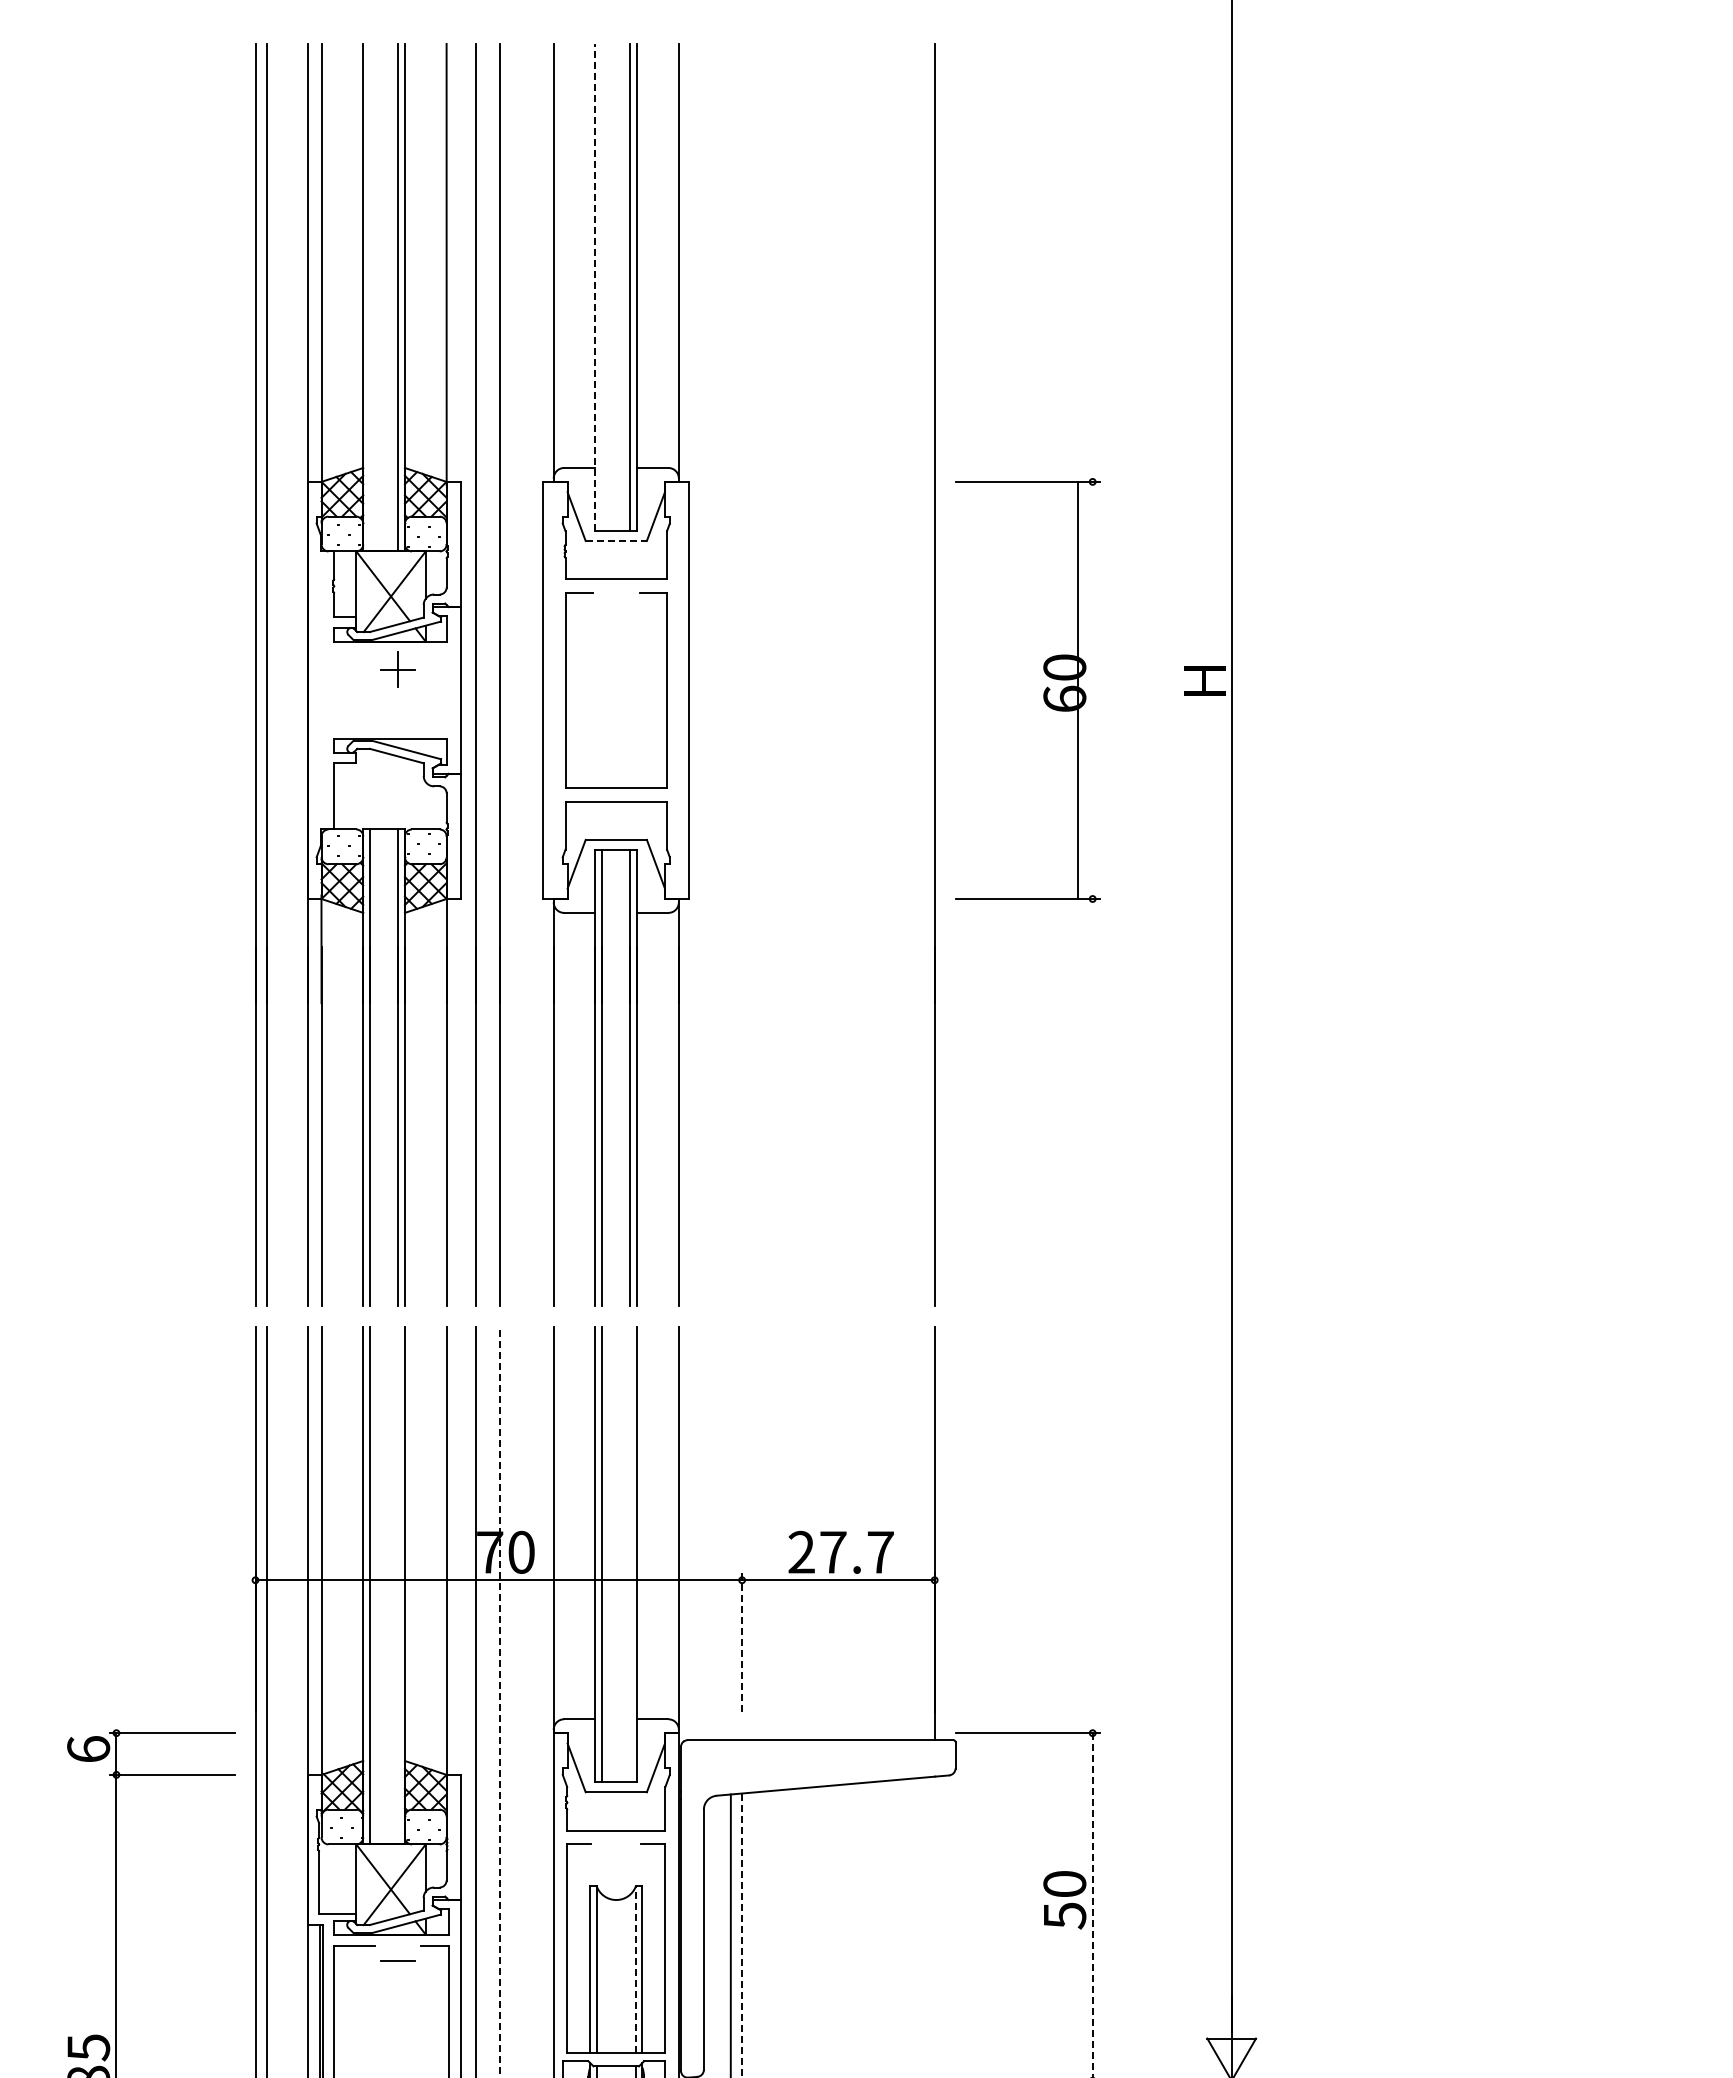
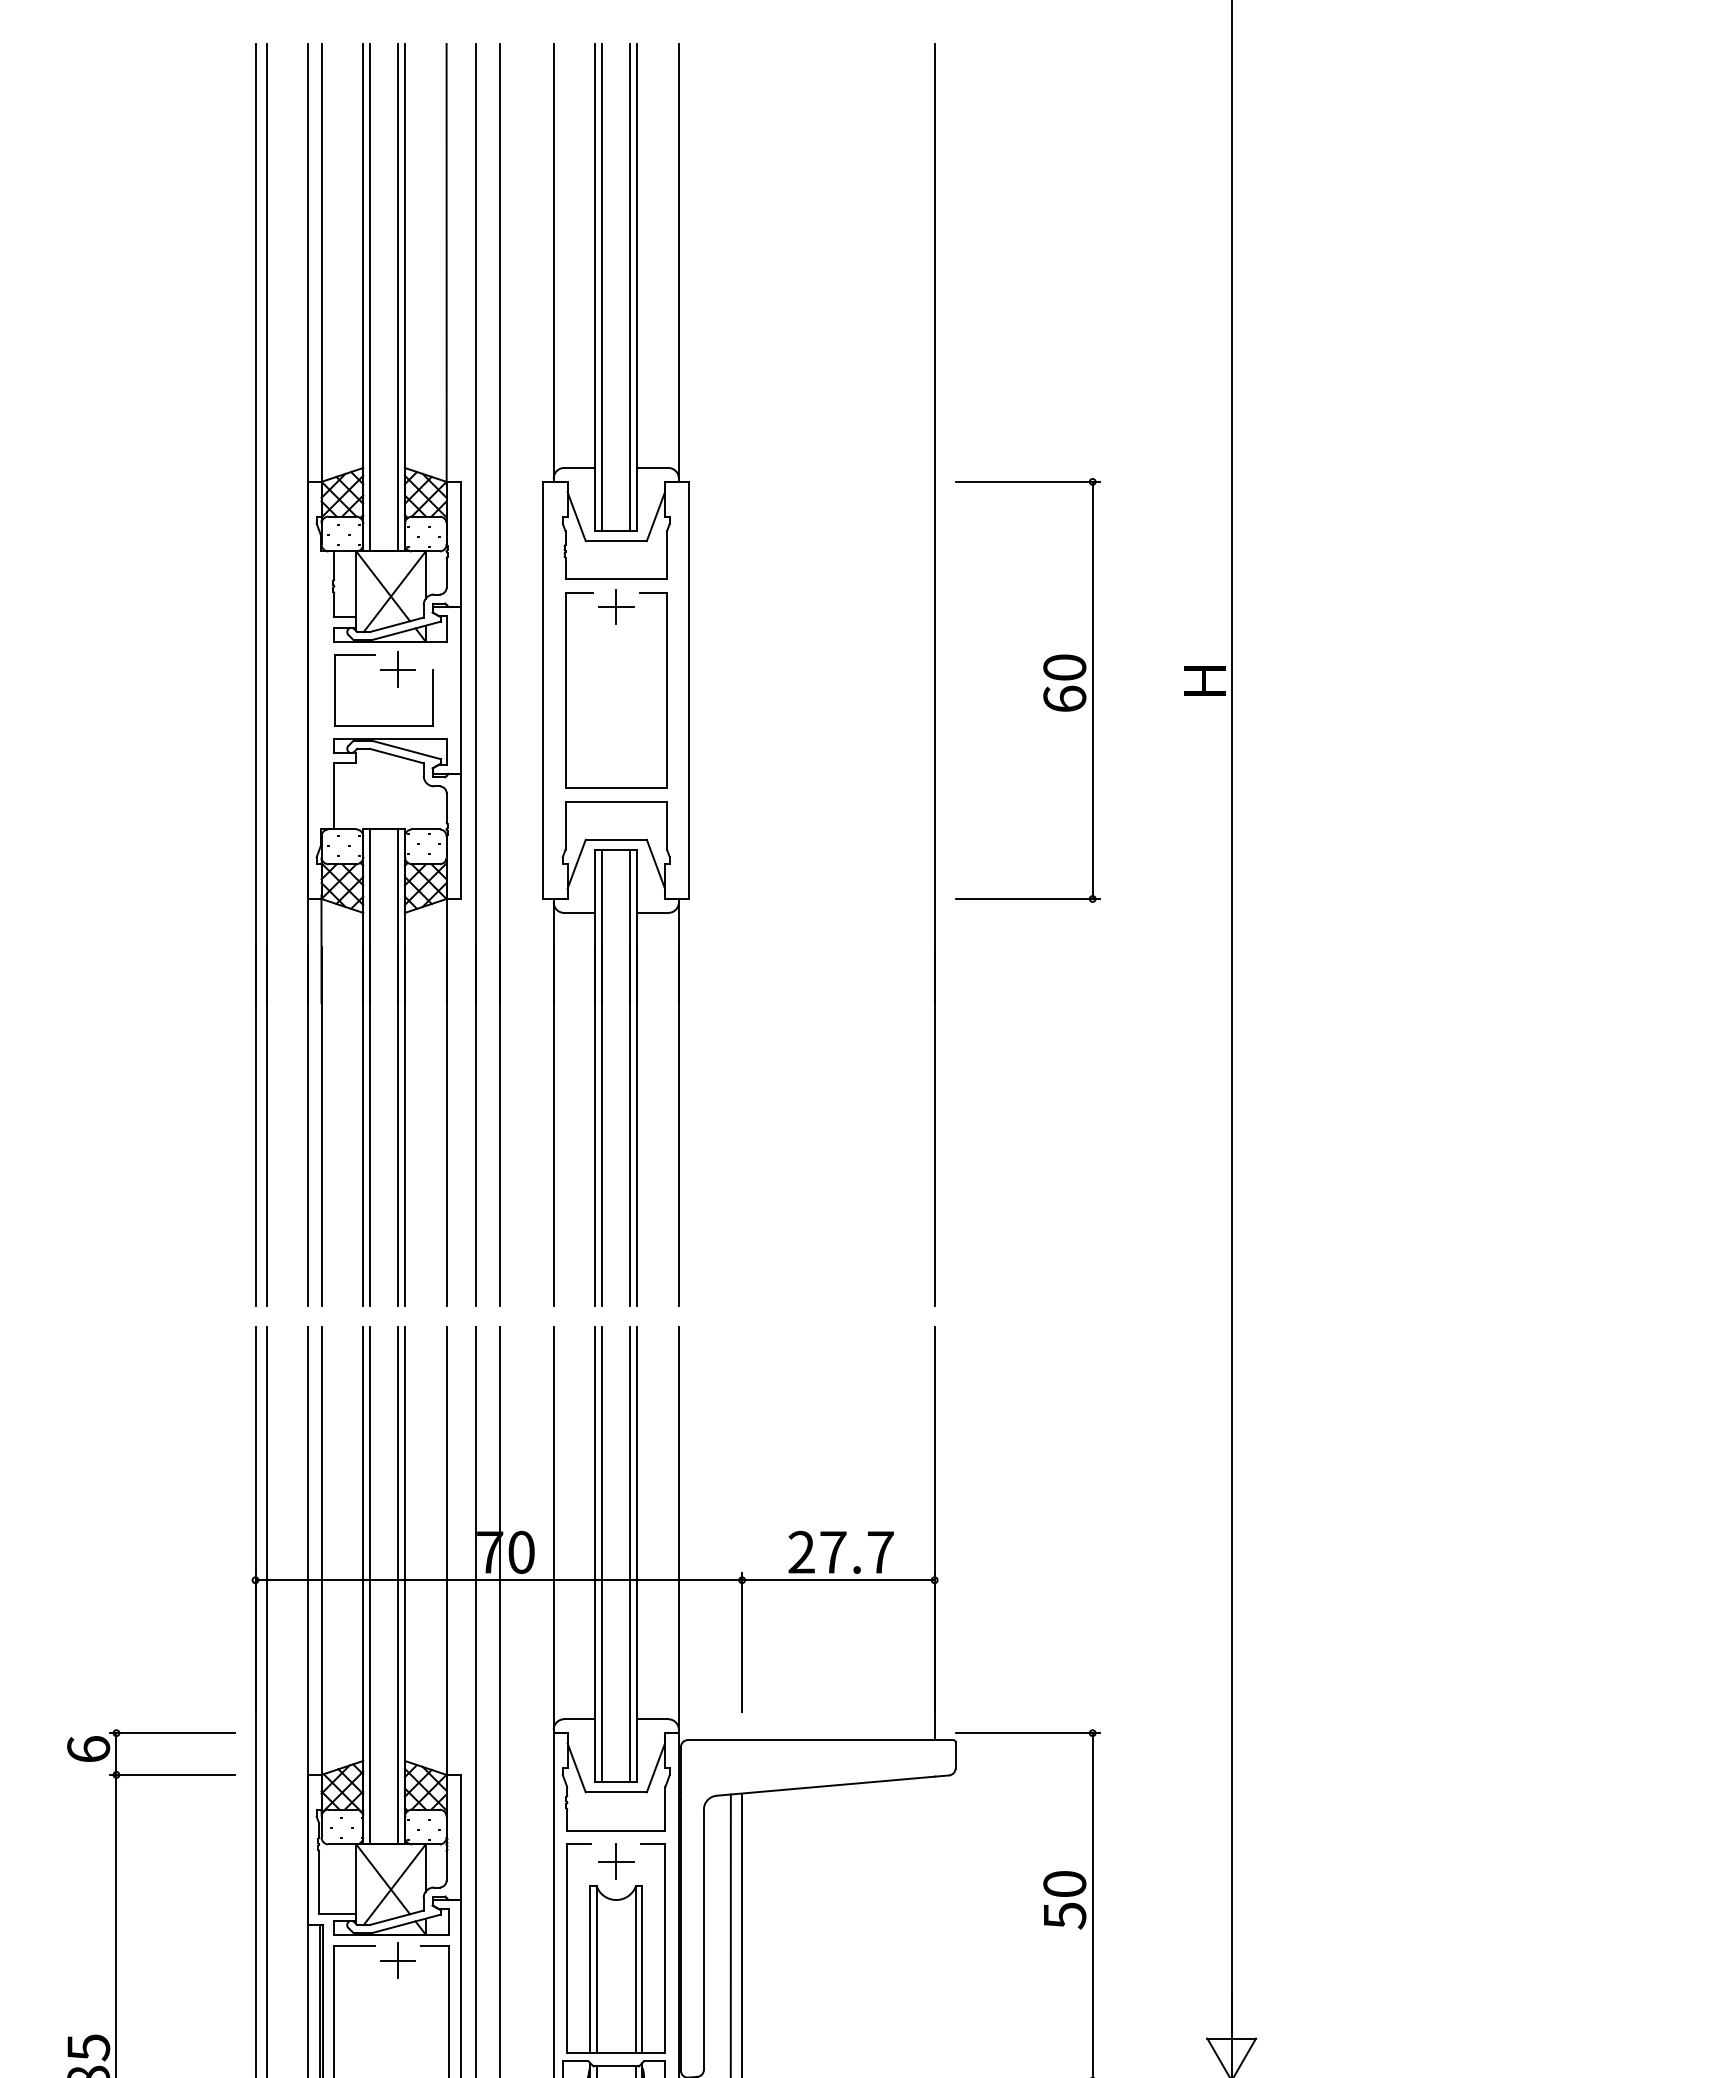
line: dashed -> solid (595, 286)
line: none -> present (602, 286)
line: none -> present (370, 297)
line: dashed -> solid (616, 541)
part: none -> present (616, 606)
line position: (1077, 690) -> (1092, 690) (1092, 690)
part: none -> present (383, 725)
line: none -> present (630, 1553)
line: none -> present (397, 1585)
line: dashed -> solid (742, 1642)
line: dashed -> solid (500, 1701)
part: none -> present (616, 1861)
line: dashed -> solid (1092, 1904)
line: dashed -> solid (742, 1936)
line: none -> present (398, 1960)
line: dashed -> solid (635, 1969)
